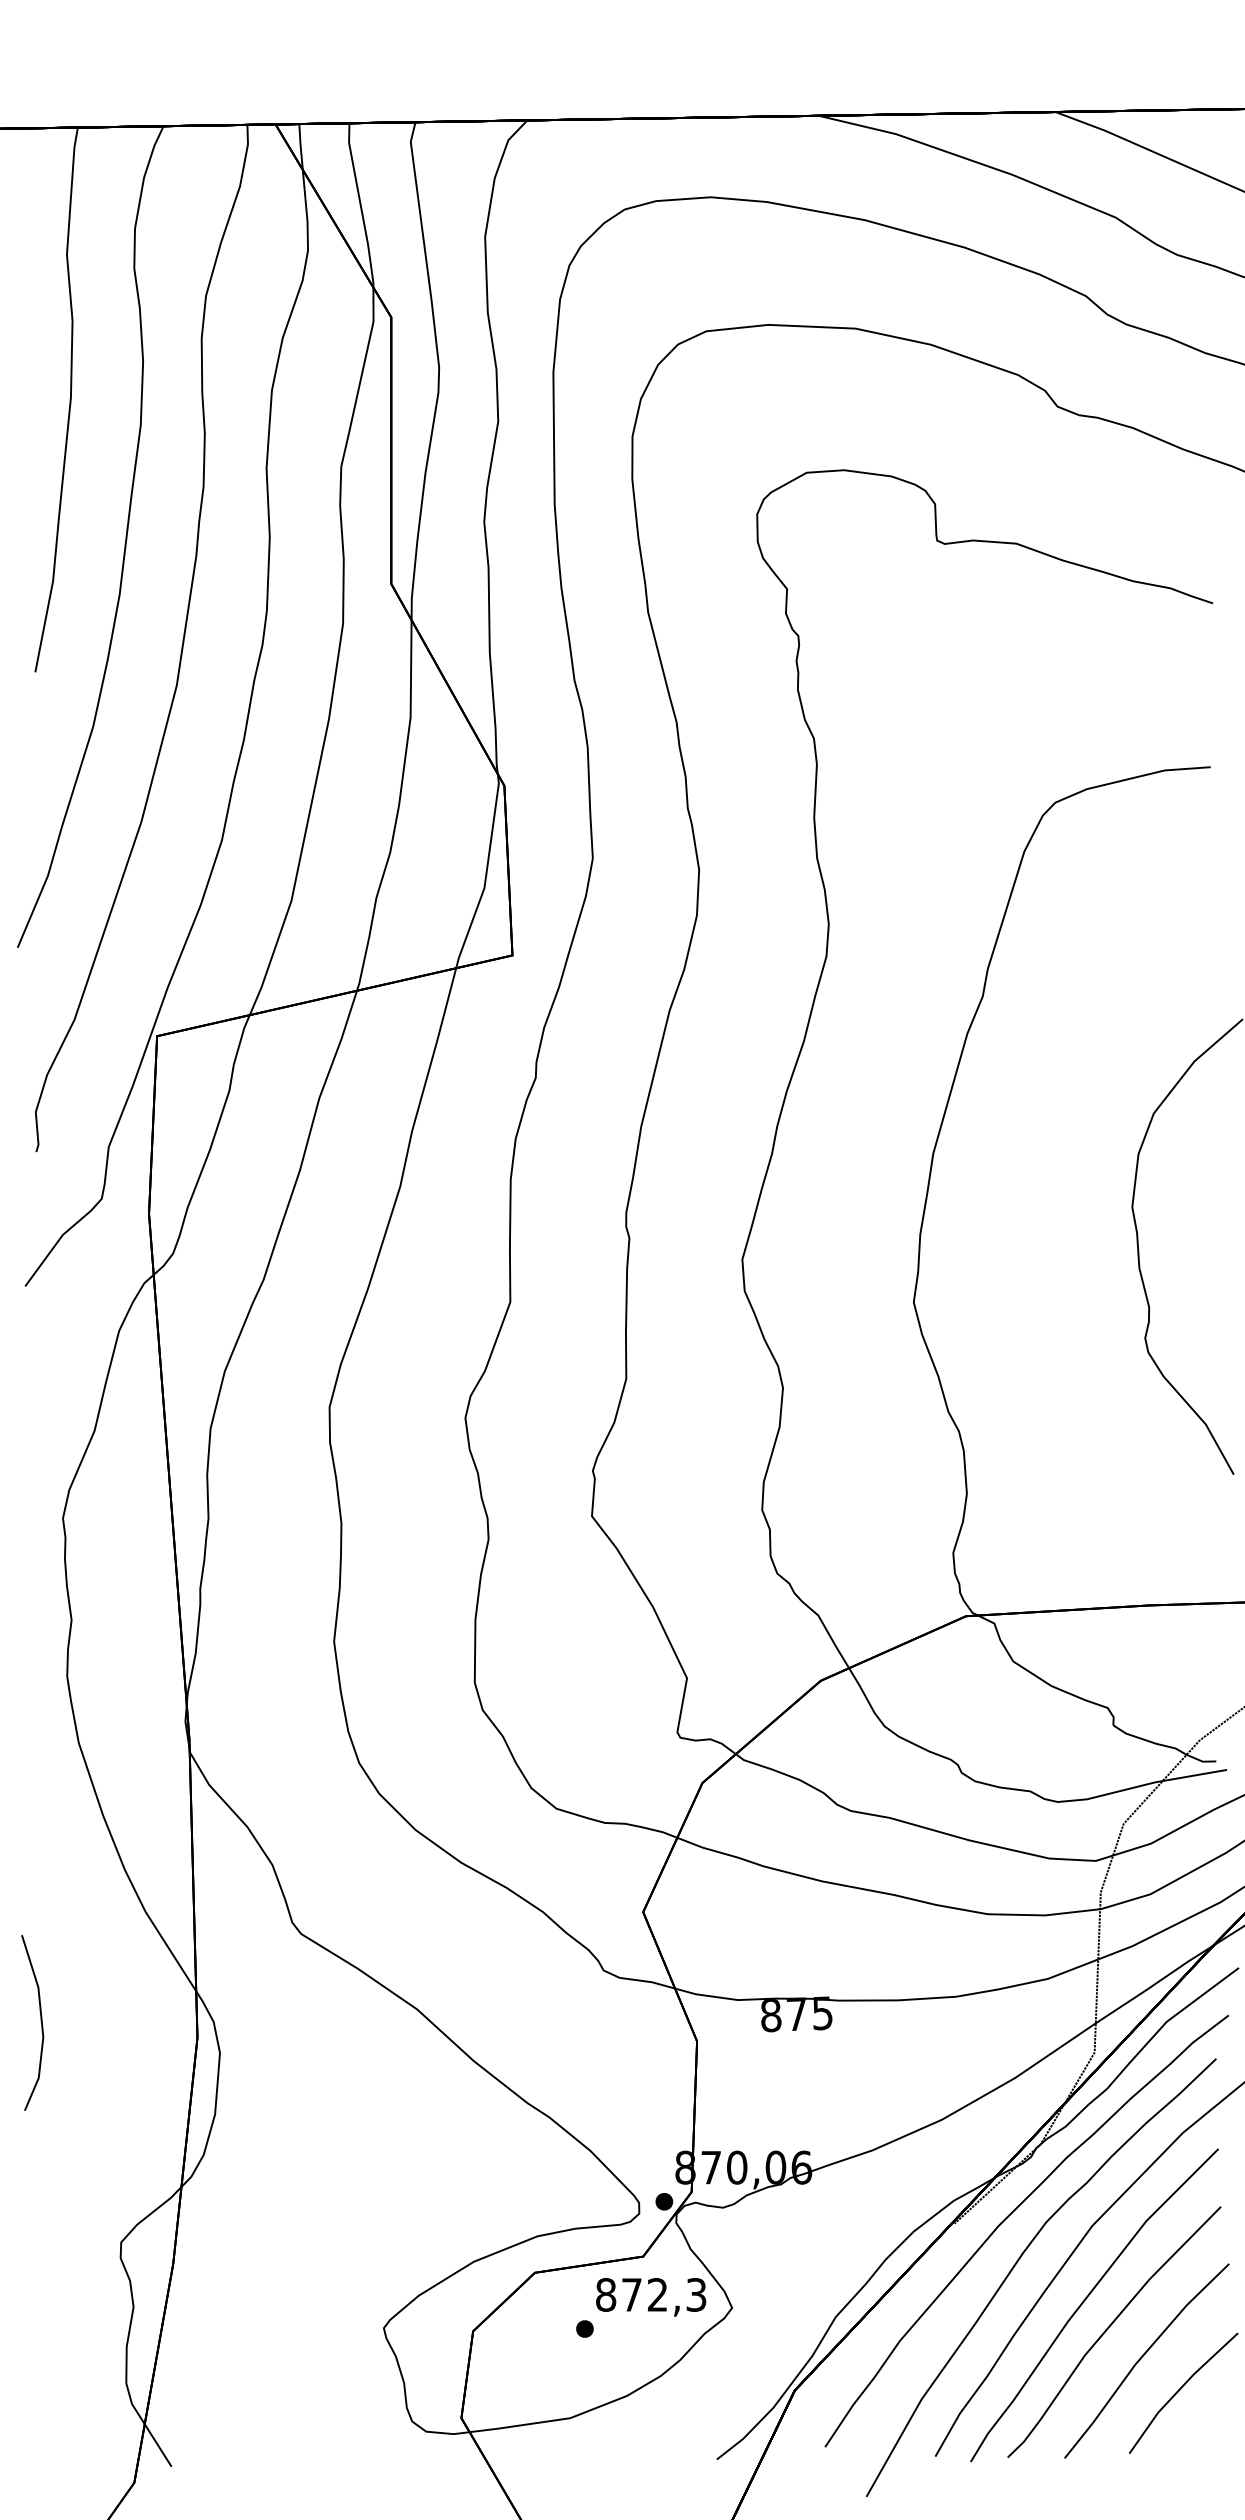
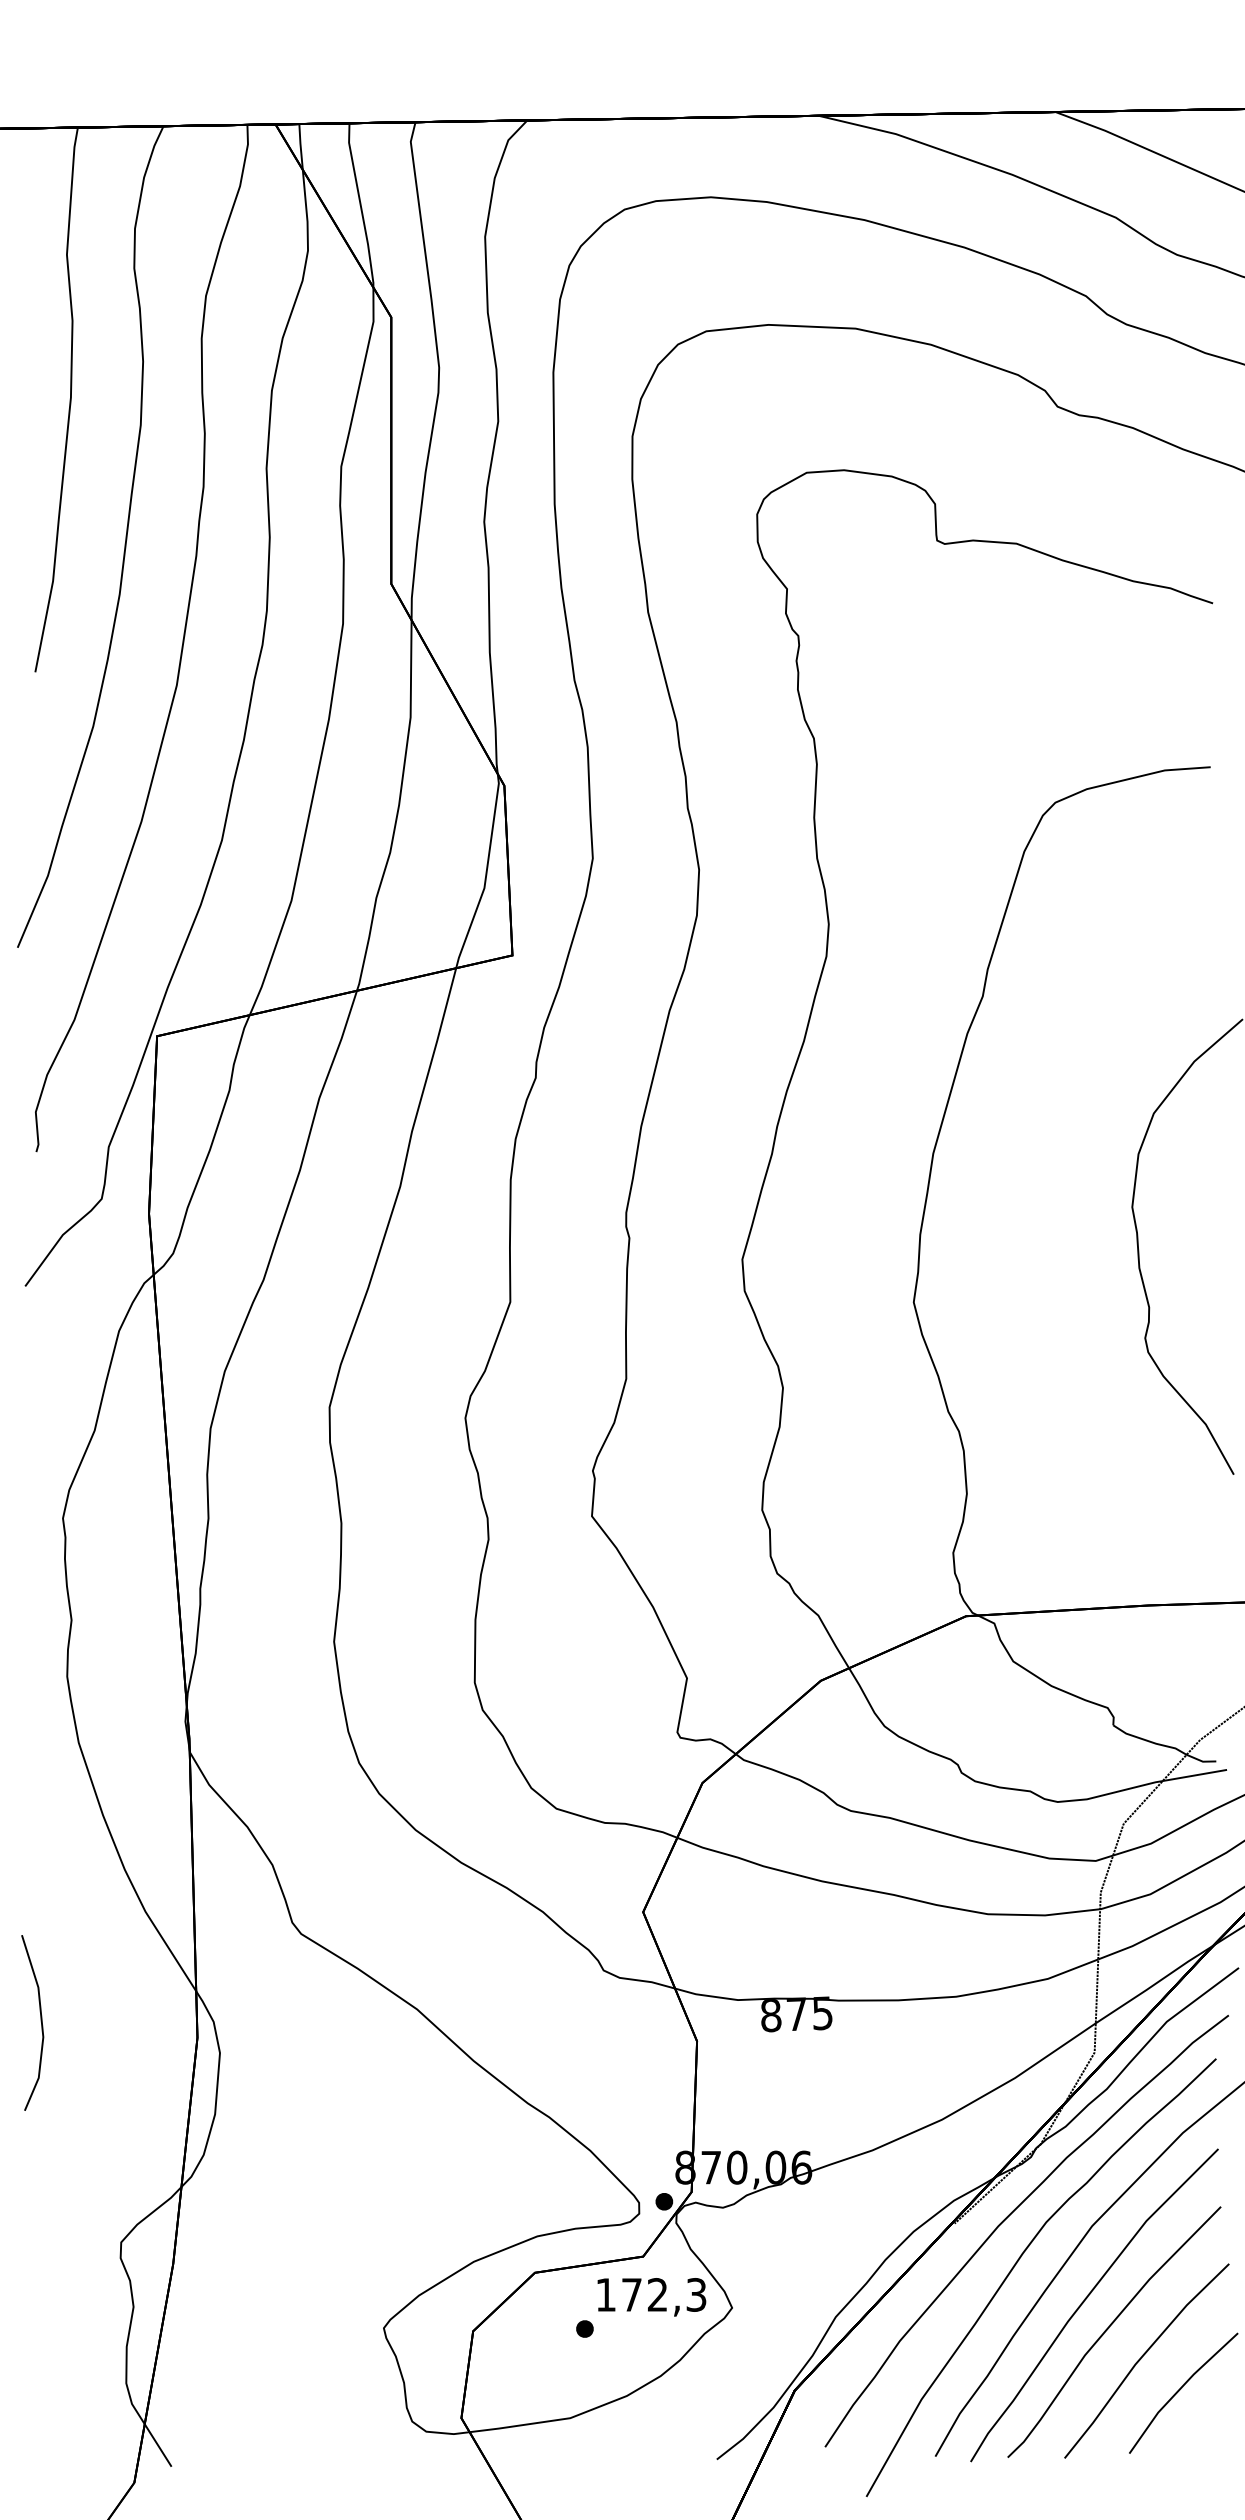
text: 872,3 -> 172,3 (606, 2294)
